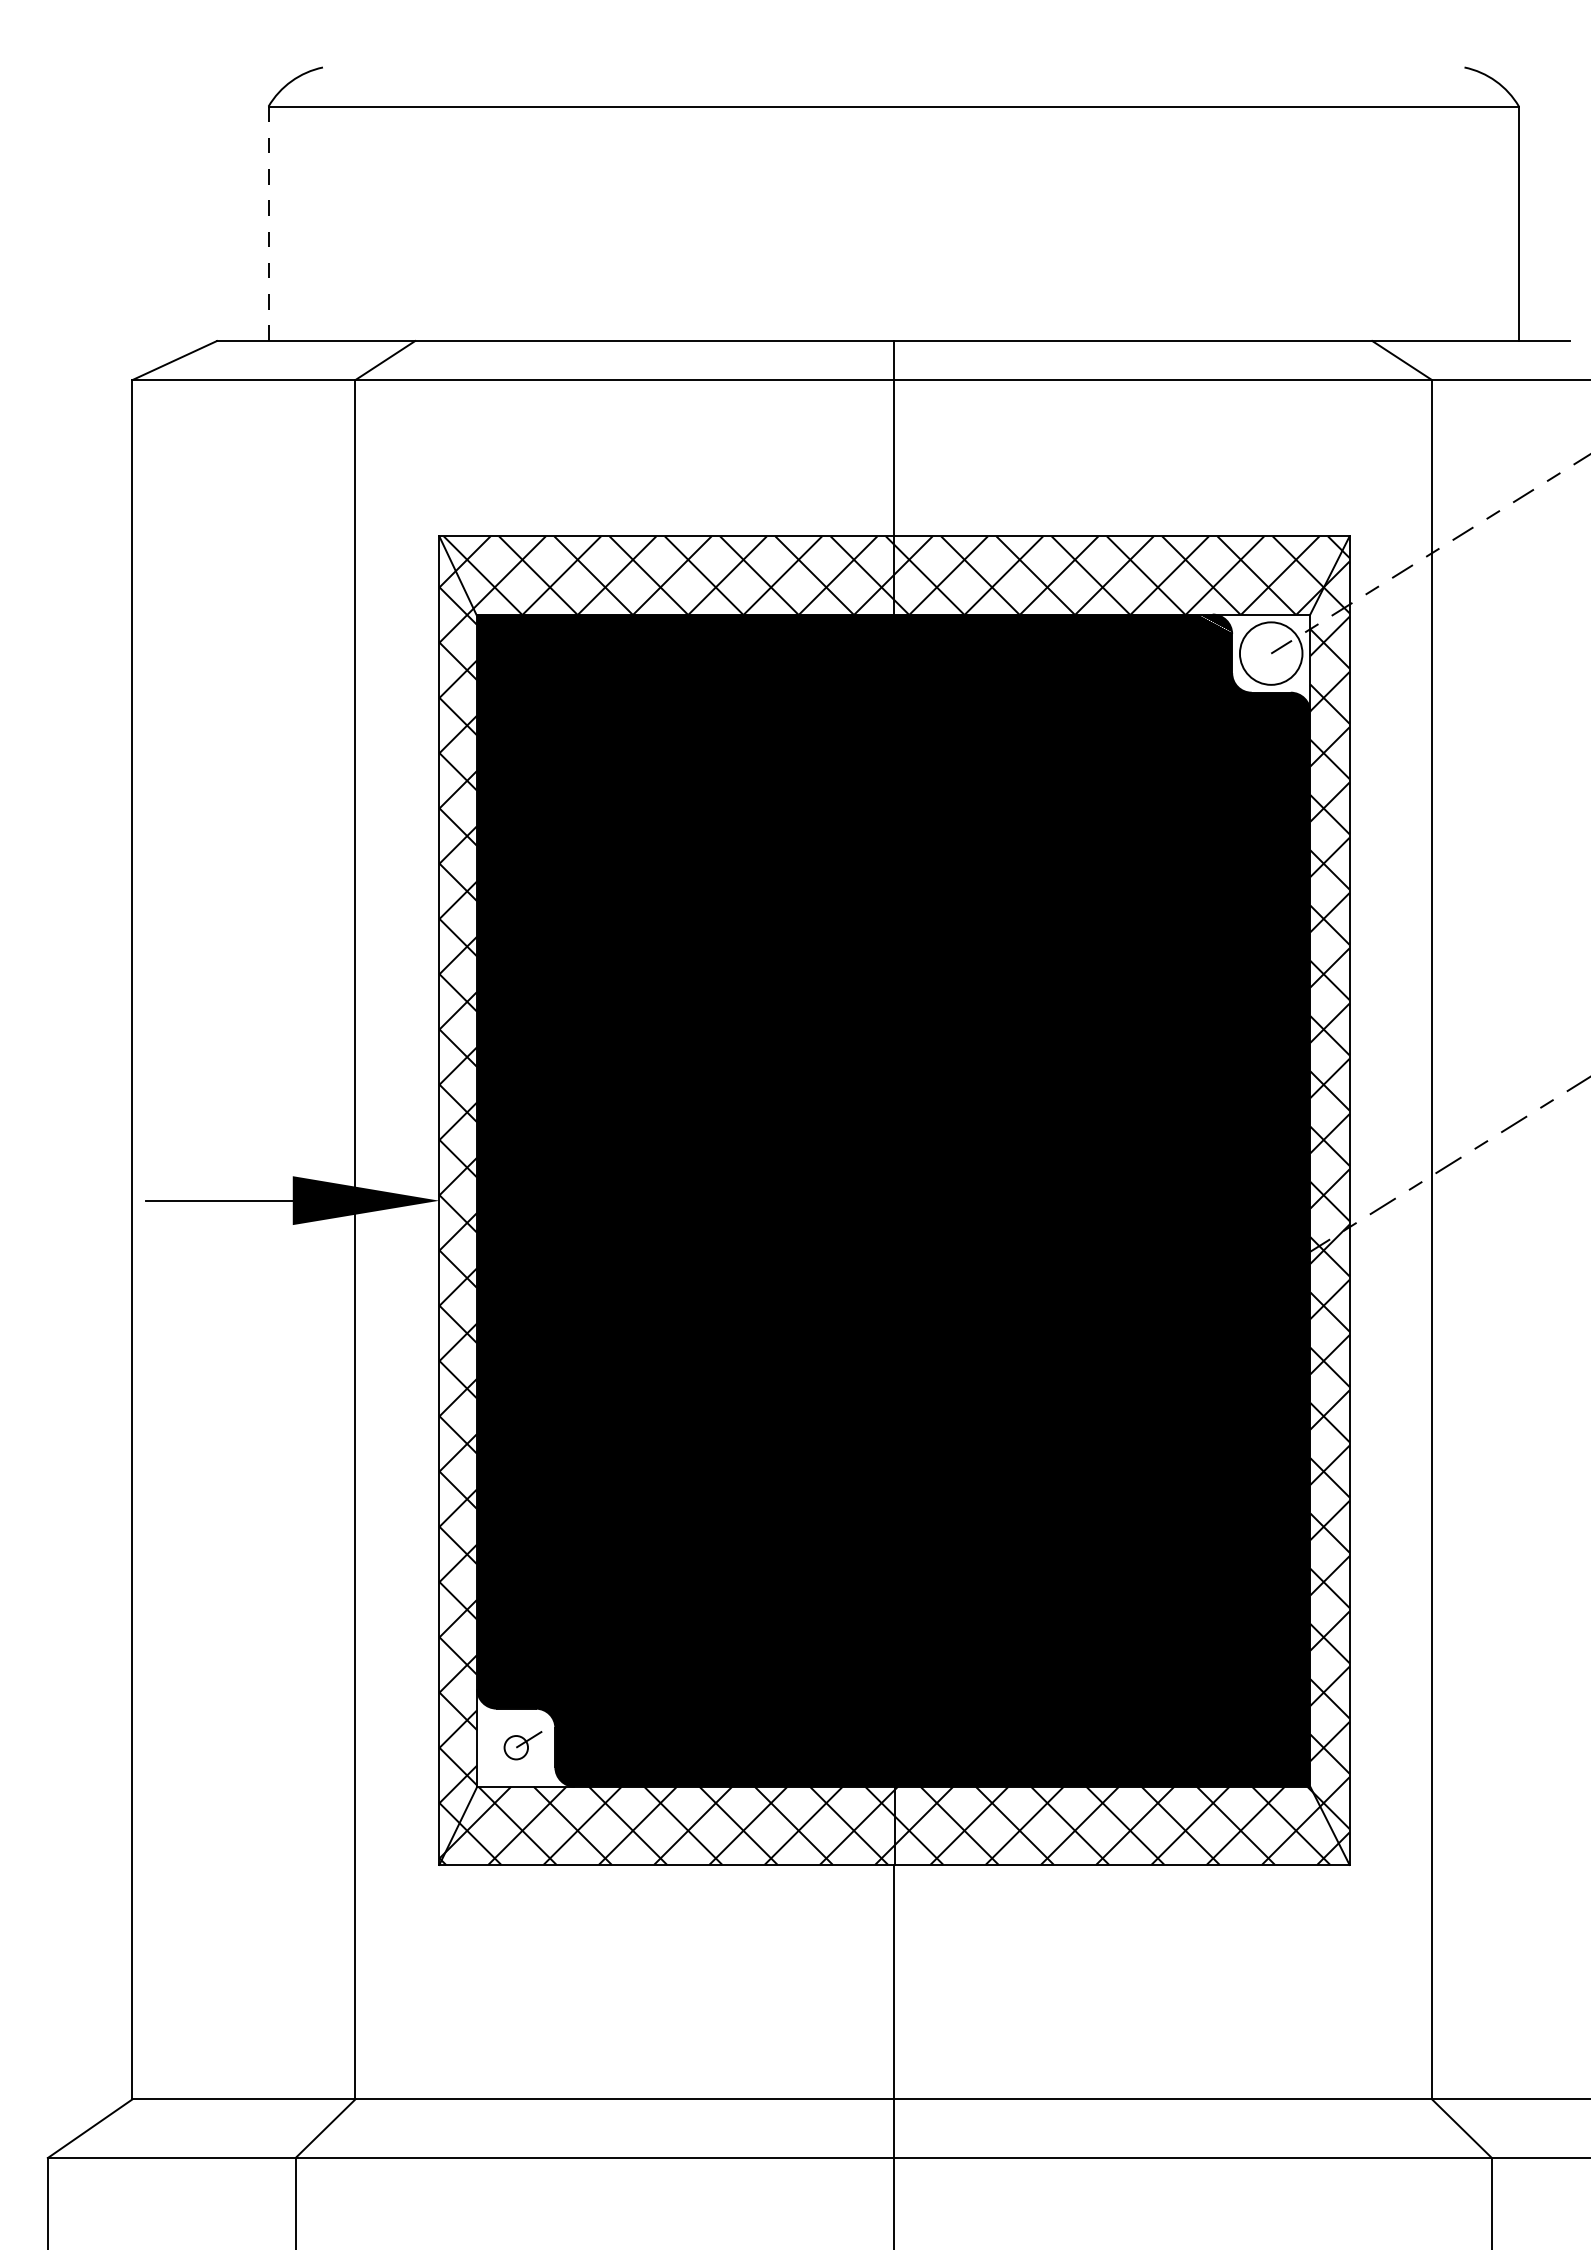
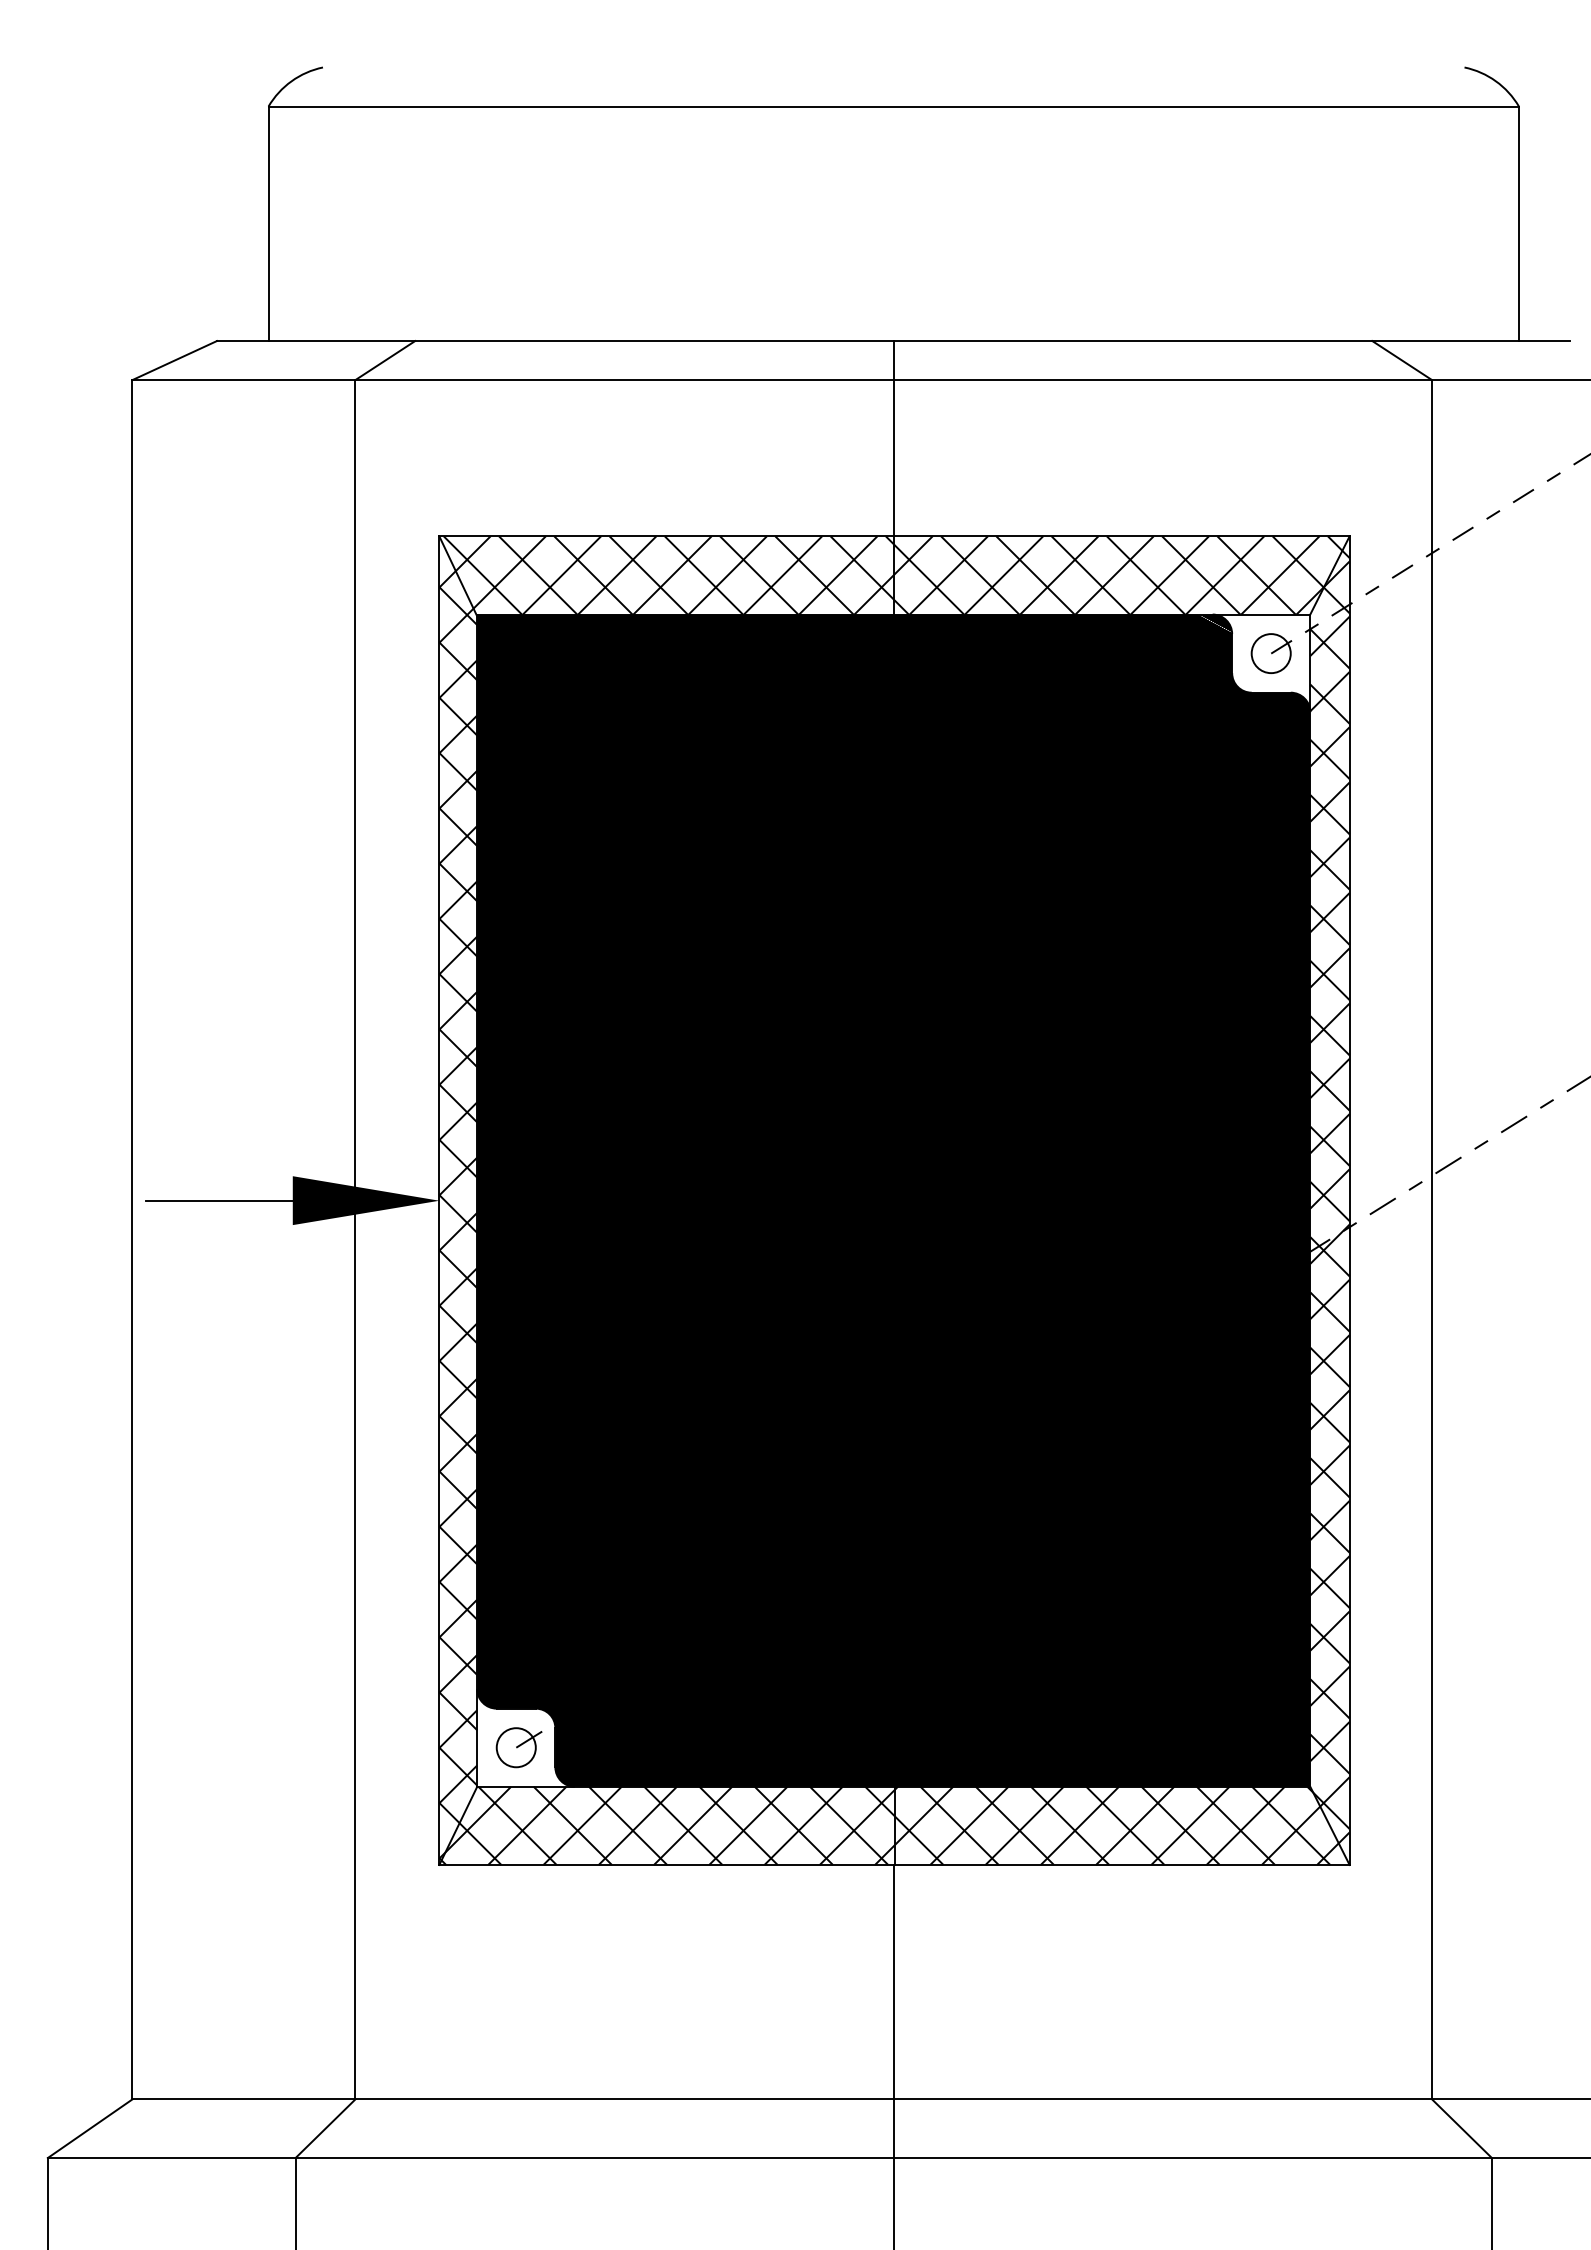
line: dashed -> solid (268, 223)
circle diameter: 63 px -> 39 px (1270, 653)
circle diameter: 23 px -> 39 px (515, 1747)
